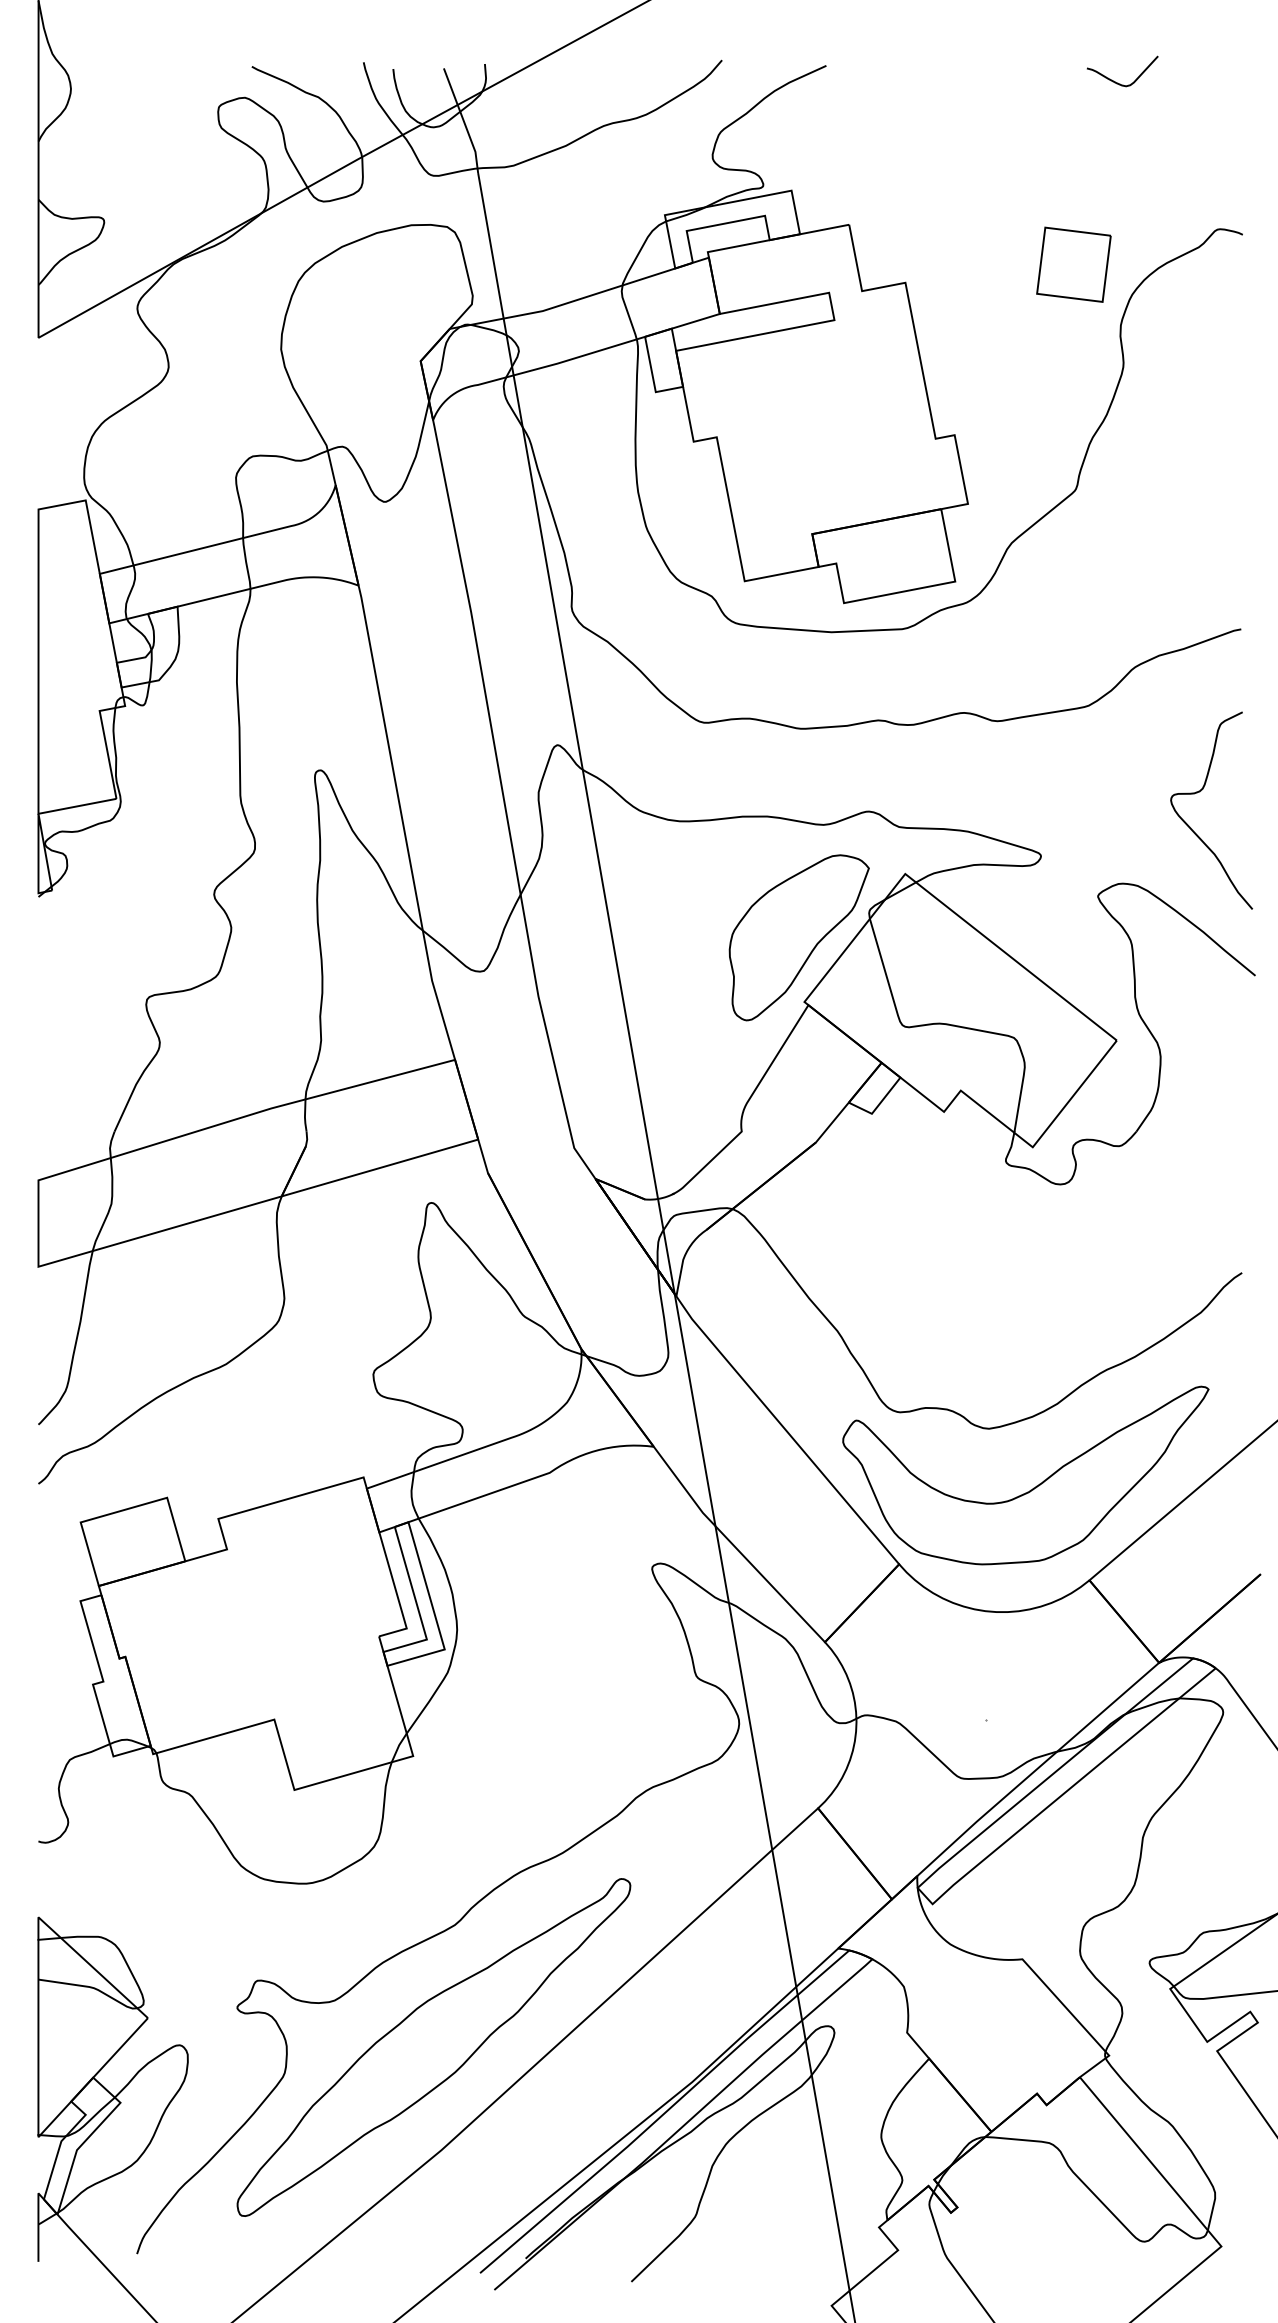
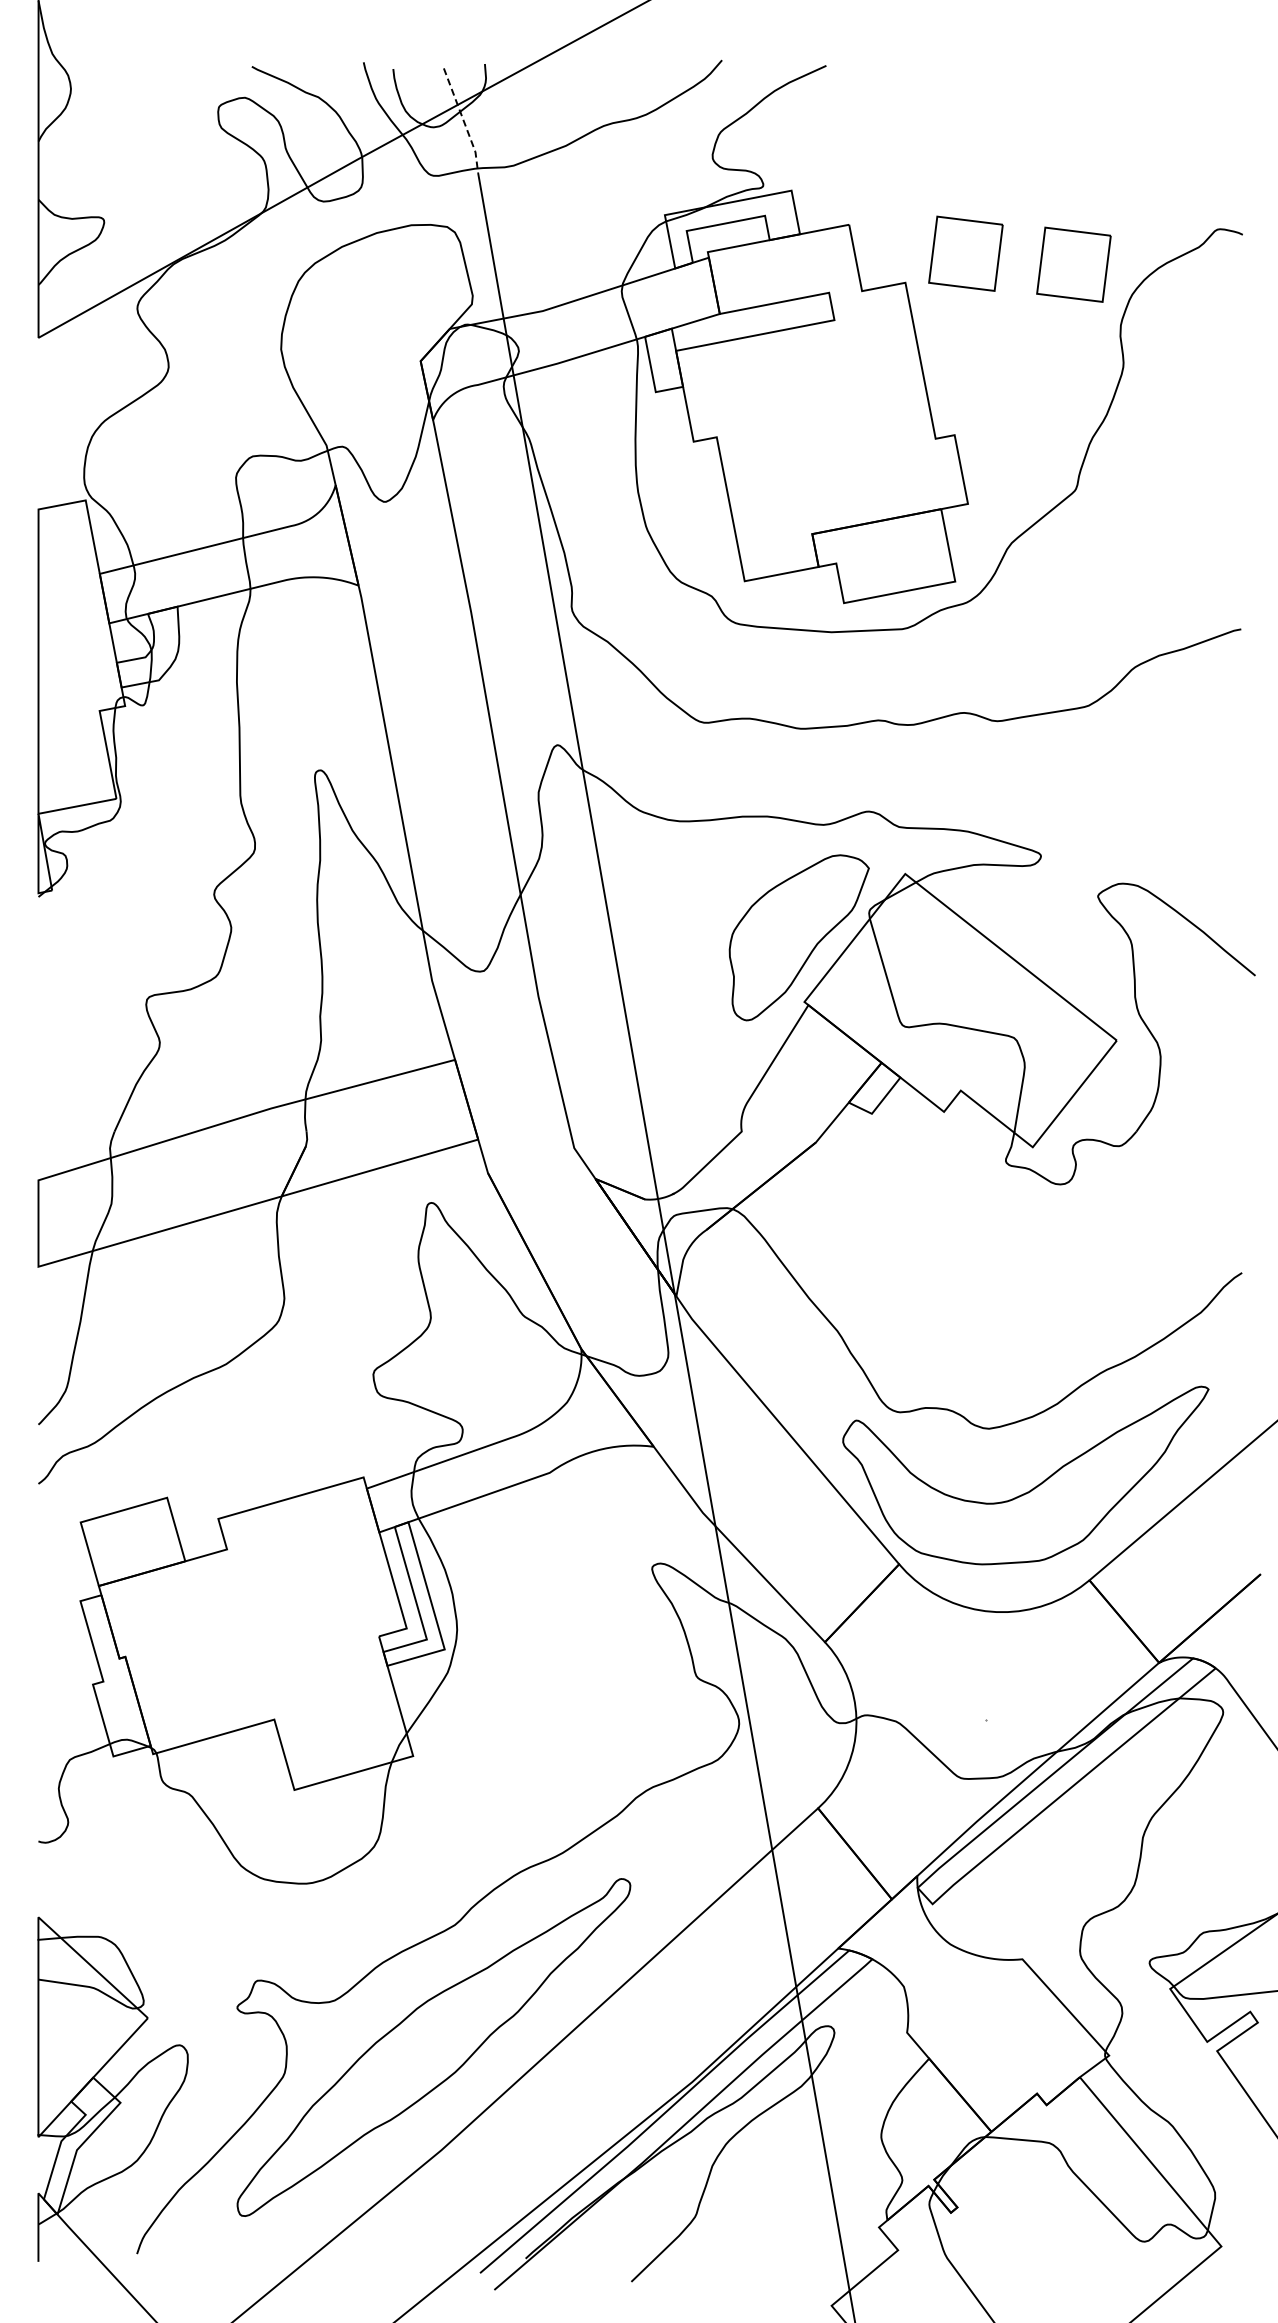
curve: present -> none (1117, 82)
line: solid -> dashed (463, 121)
part: none -> present (965, 253)
curve: present -> none (1201, 791)
